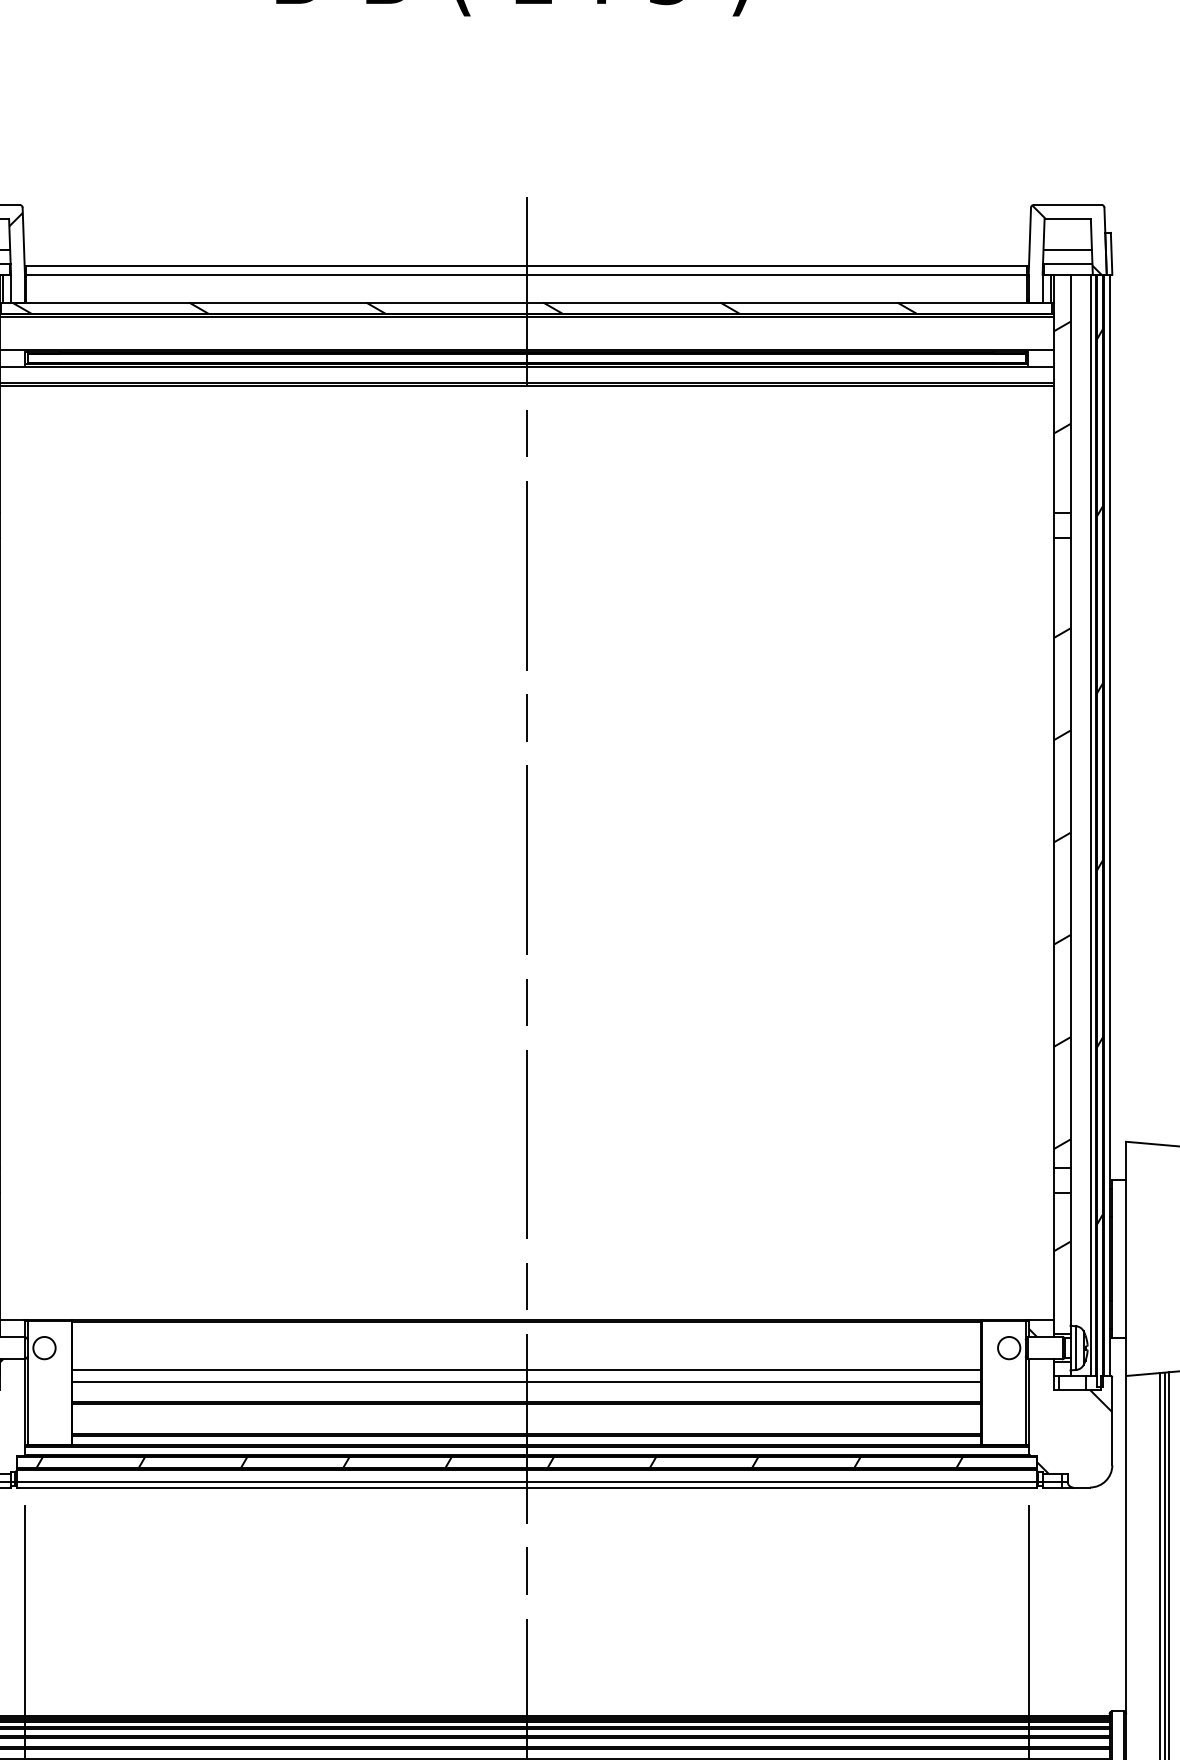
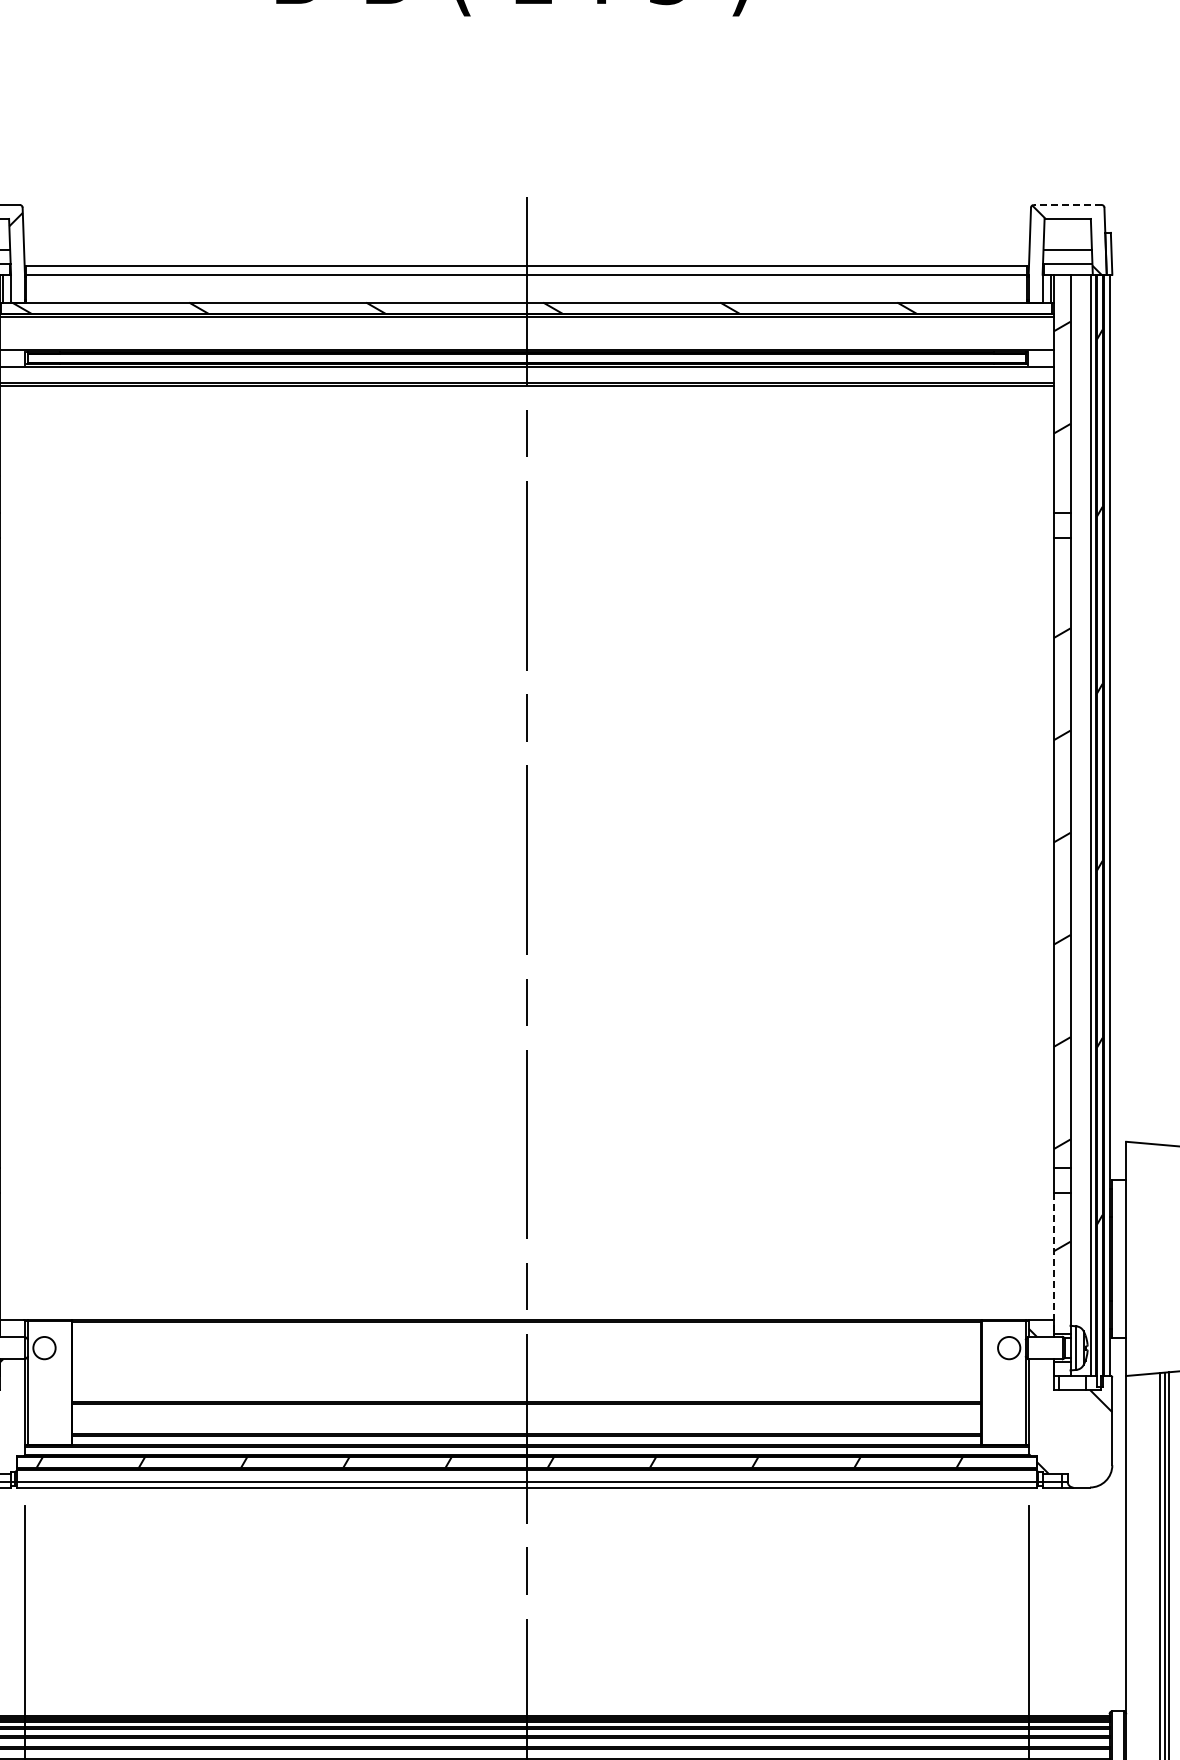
line: solid -> dashed (1067, 205)
line: solid -> dashed (1053, 1264)
line: present -> none (526, 1370)
line: present -> none (526, 1381)
